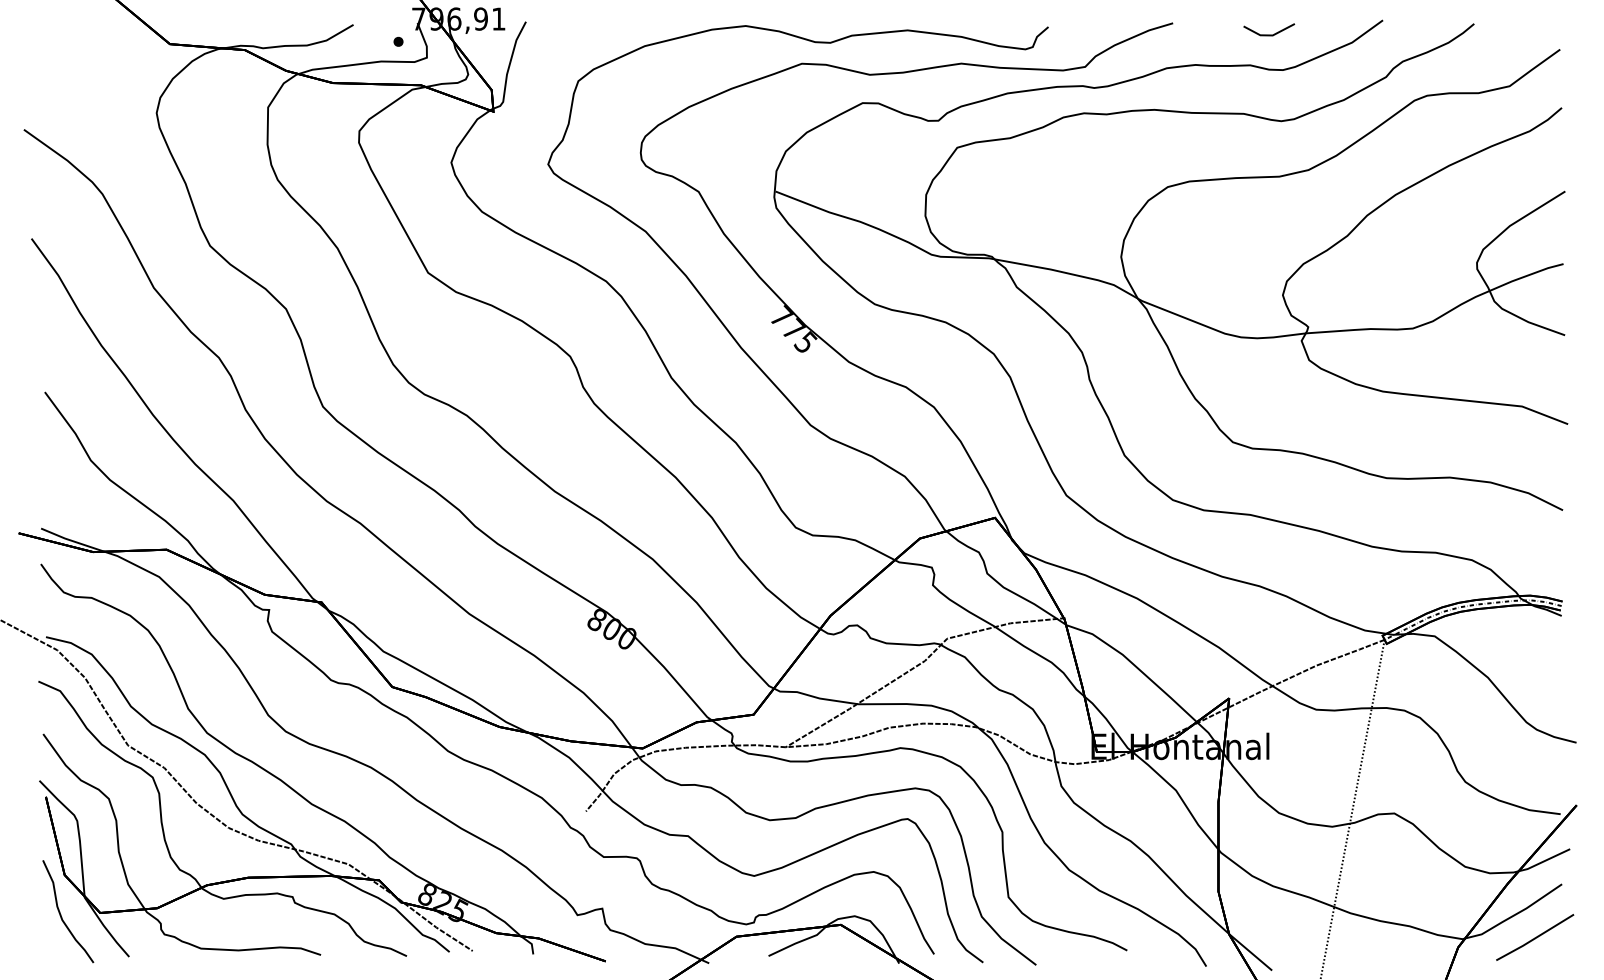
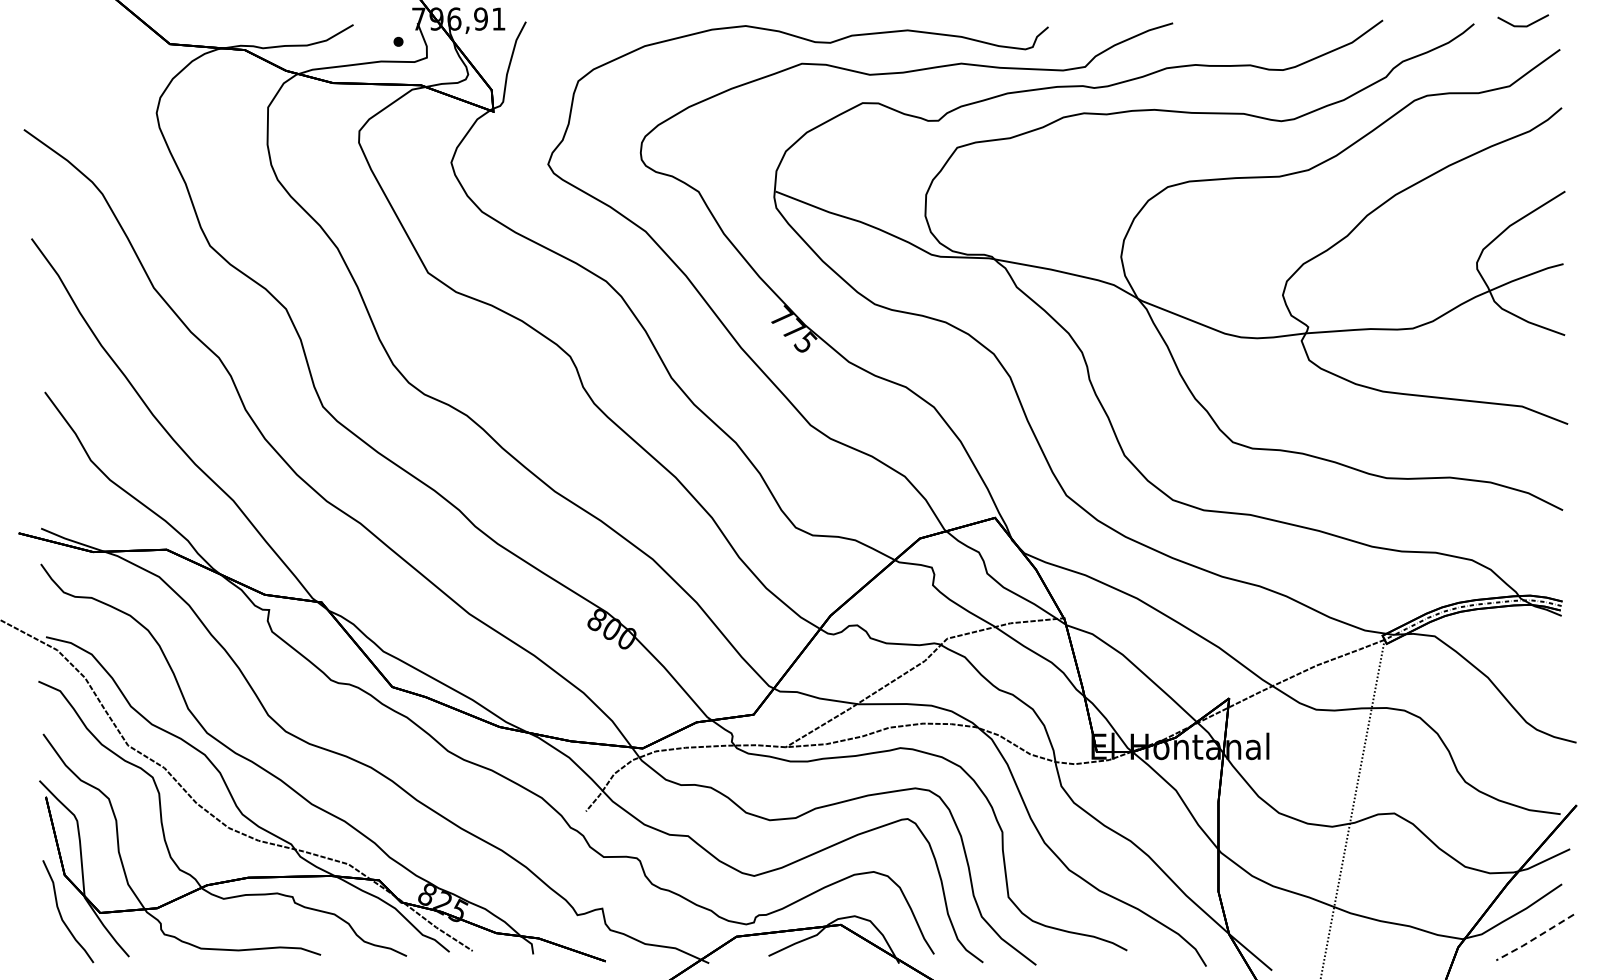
line position: (1269, 34) -> (1523, 25) (1523, 25)
line: solid -> dashed (1534, 938)
